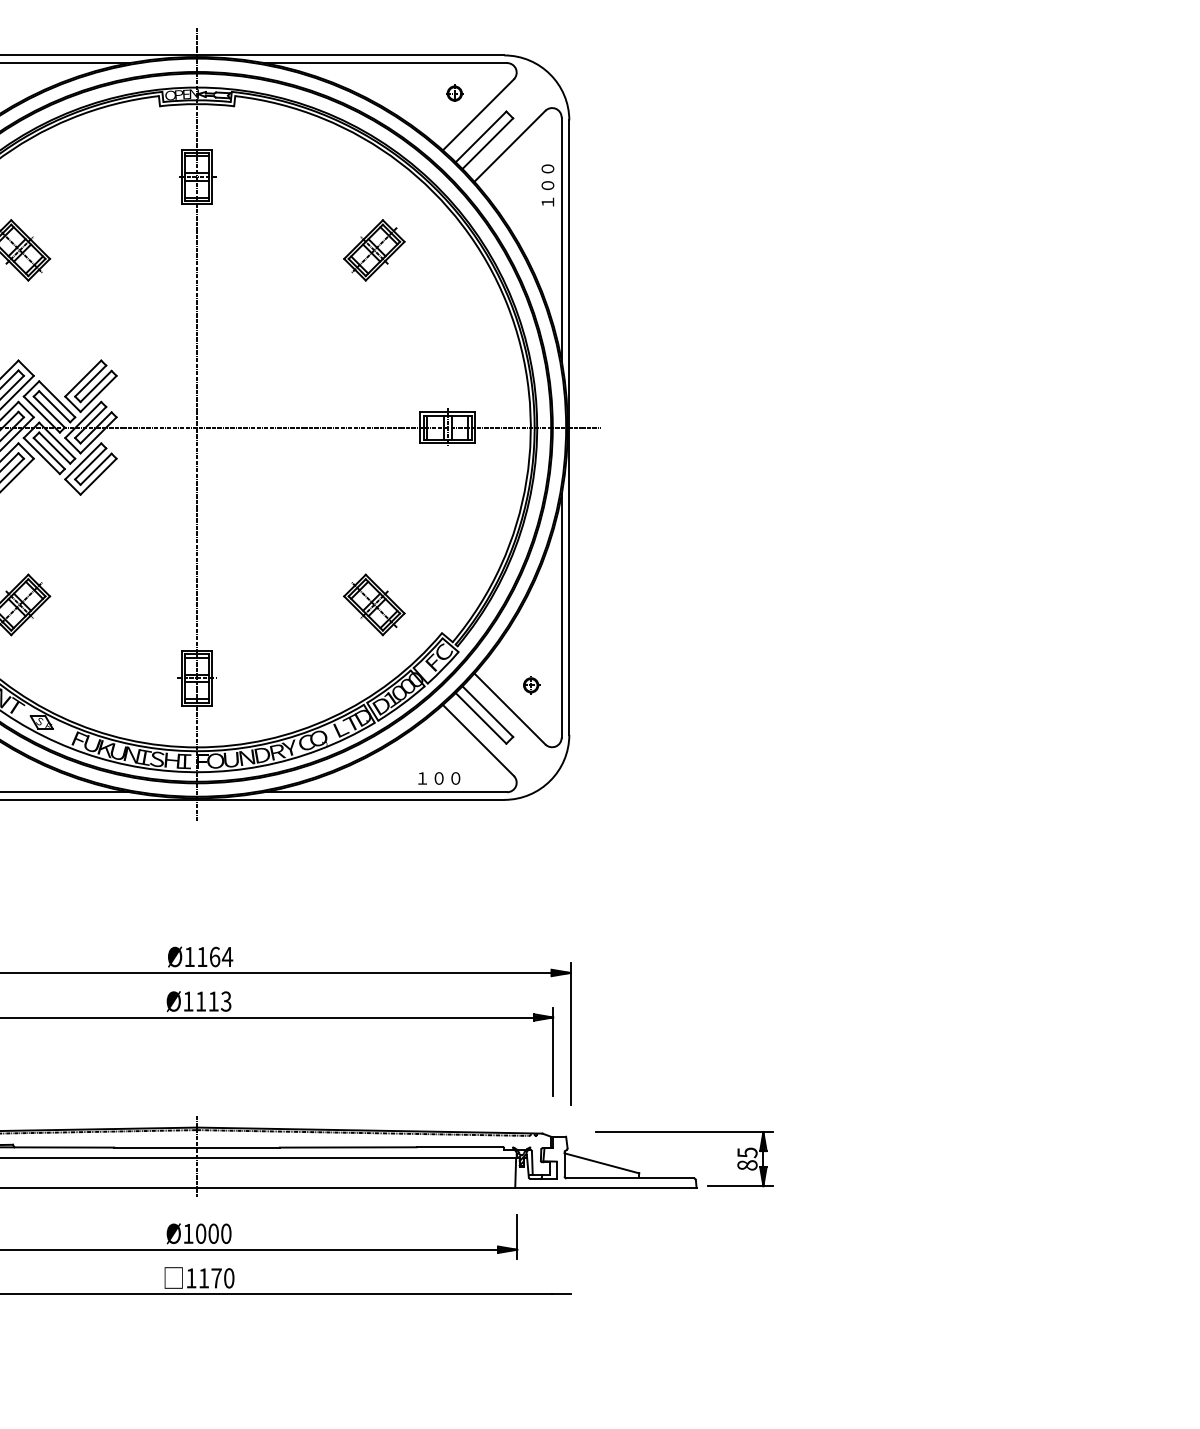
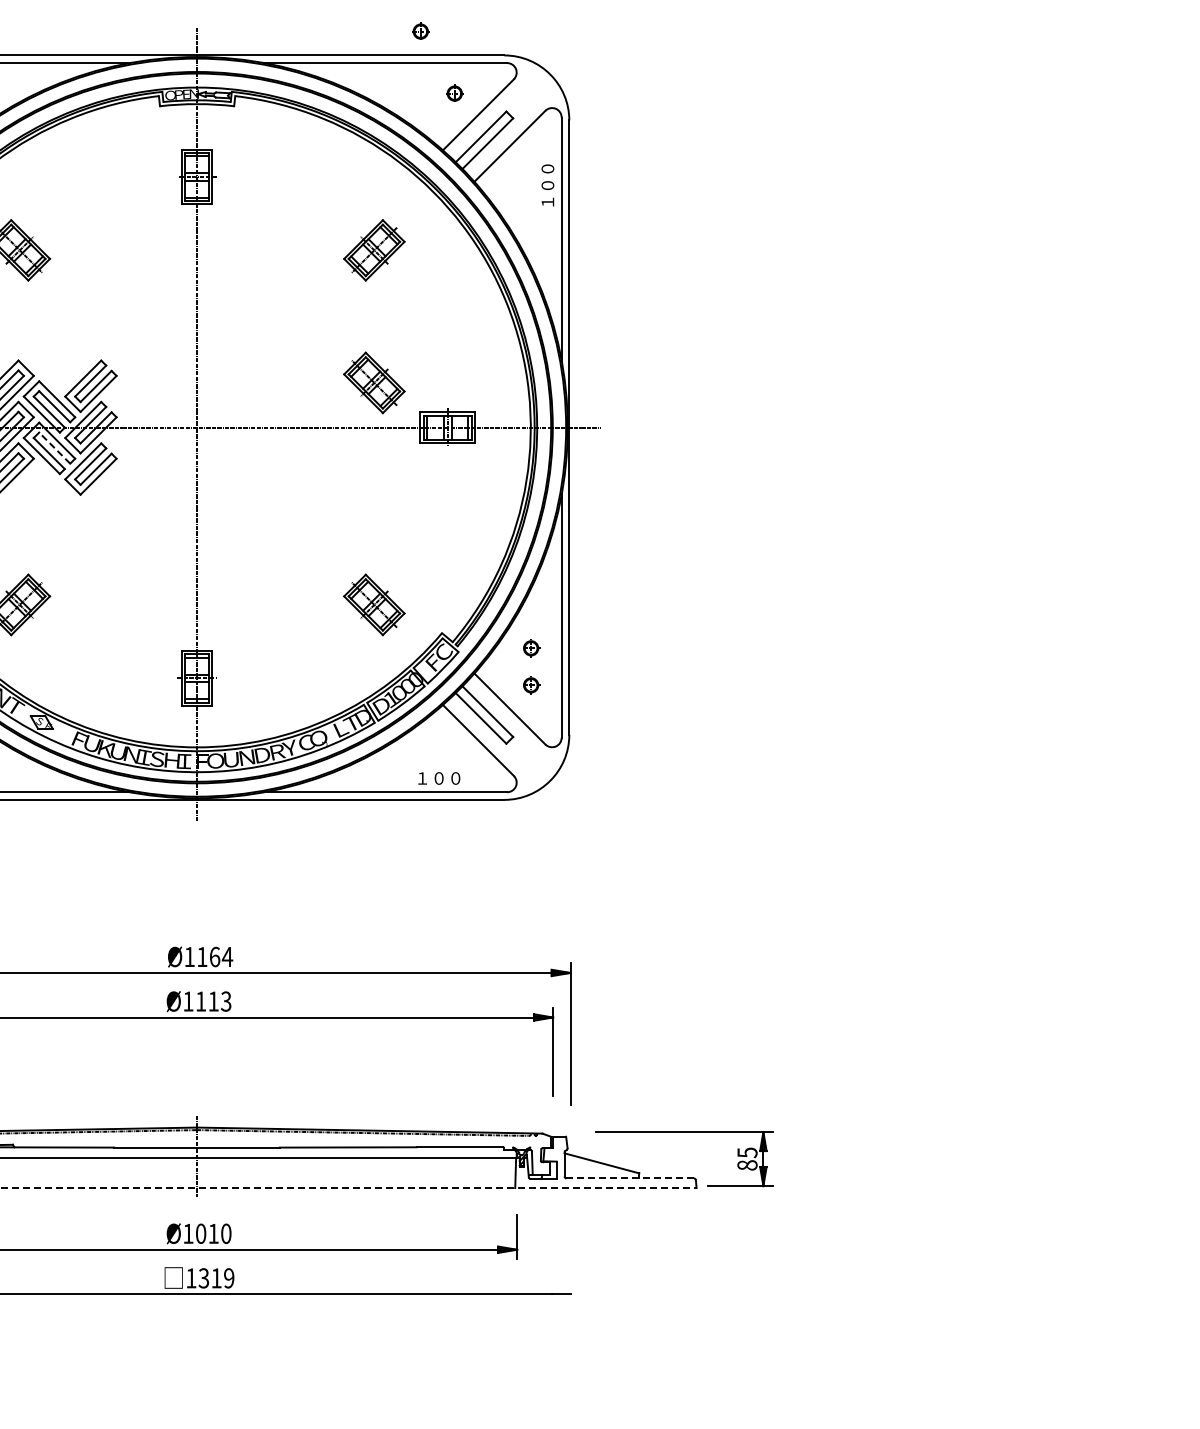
part: none -> present (420, 30)
part: none -> present (374, 382)
line: solid -> dashed (54, 448)
part: none -> present (531, 648)
line: solid -> dashed (630, 1178)
line: solid -> dashed (348, 1188)
text: Ø1000 -> Ø1010 (213, 1233)
text: 1170 -> 1319 (216, 1278)
